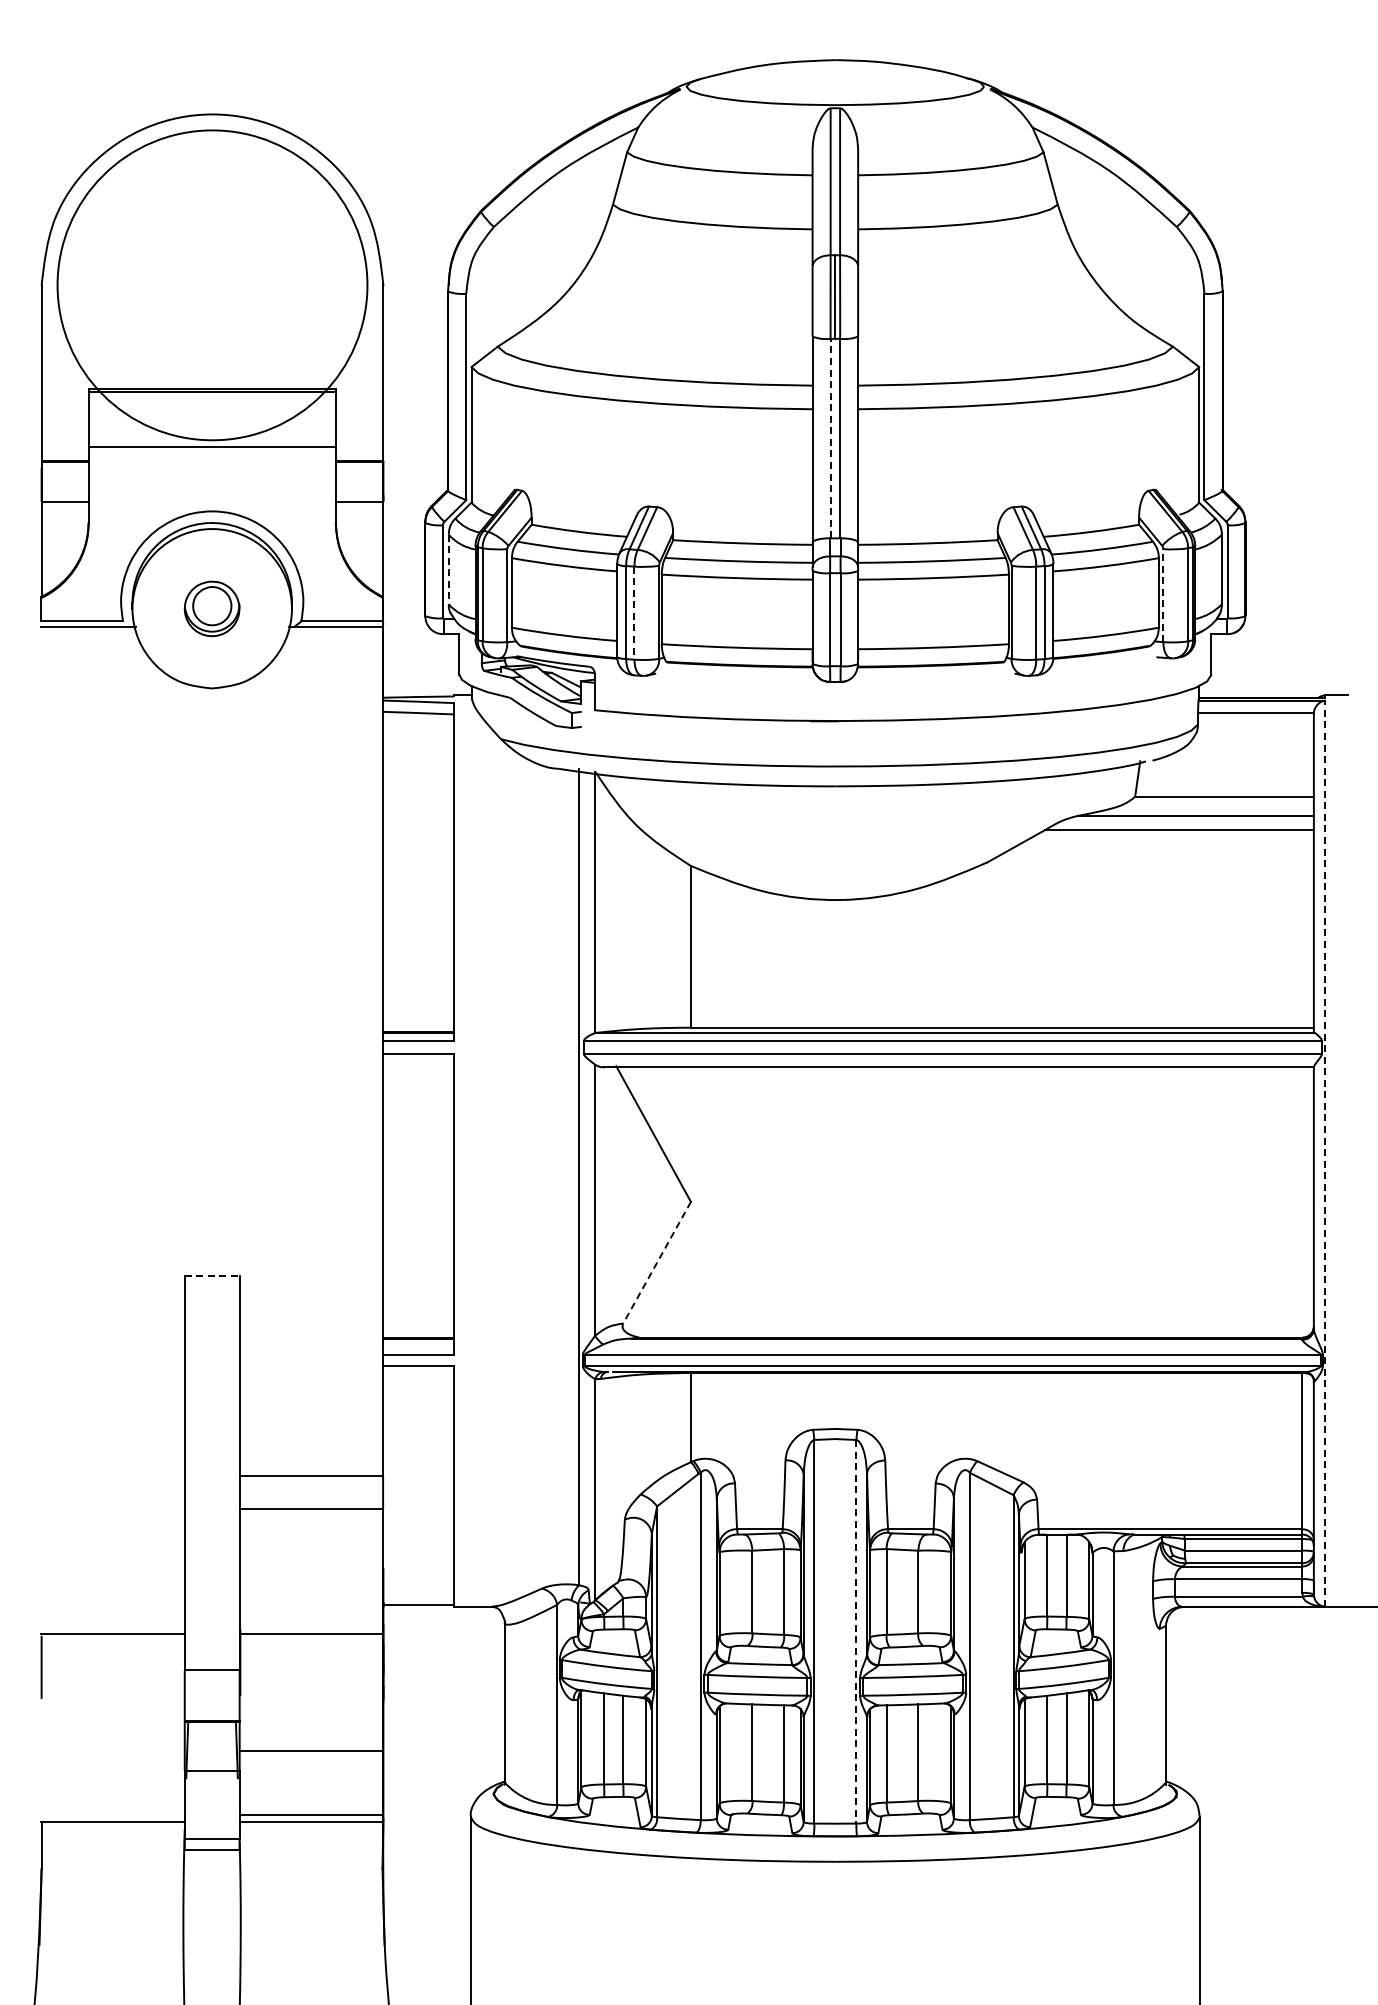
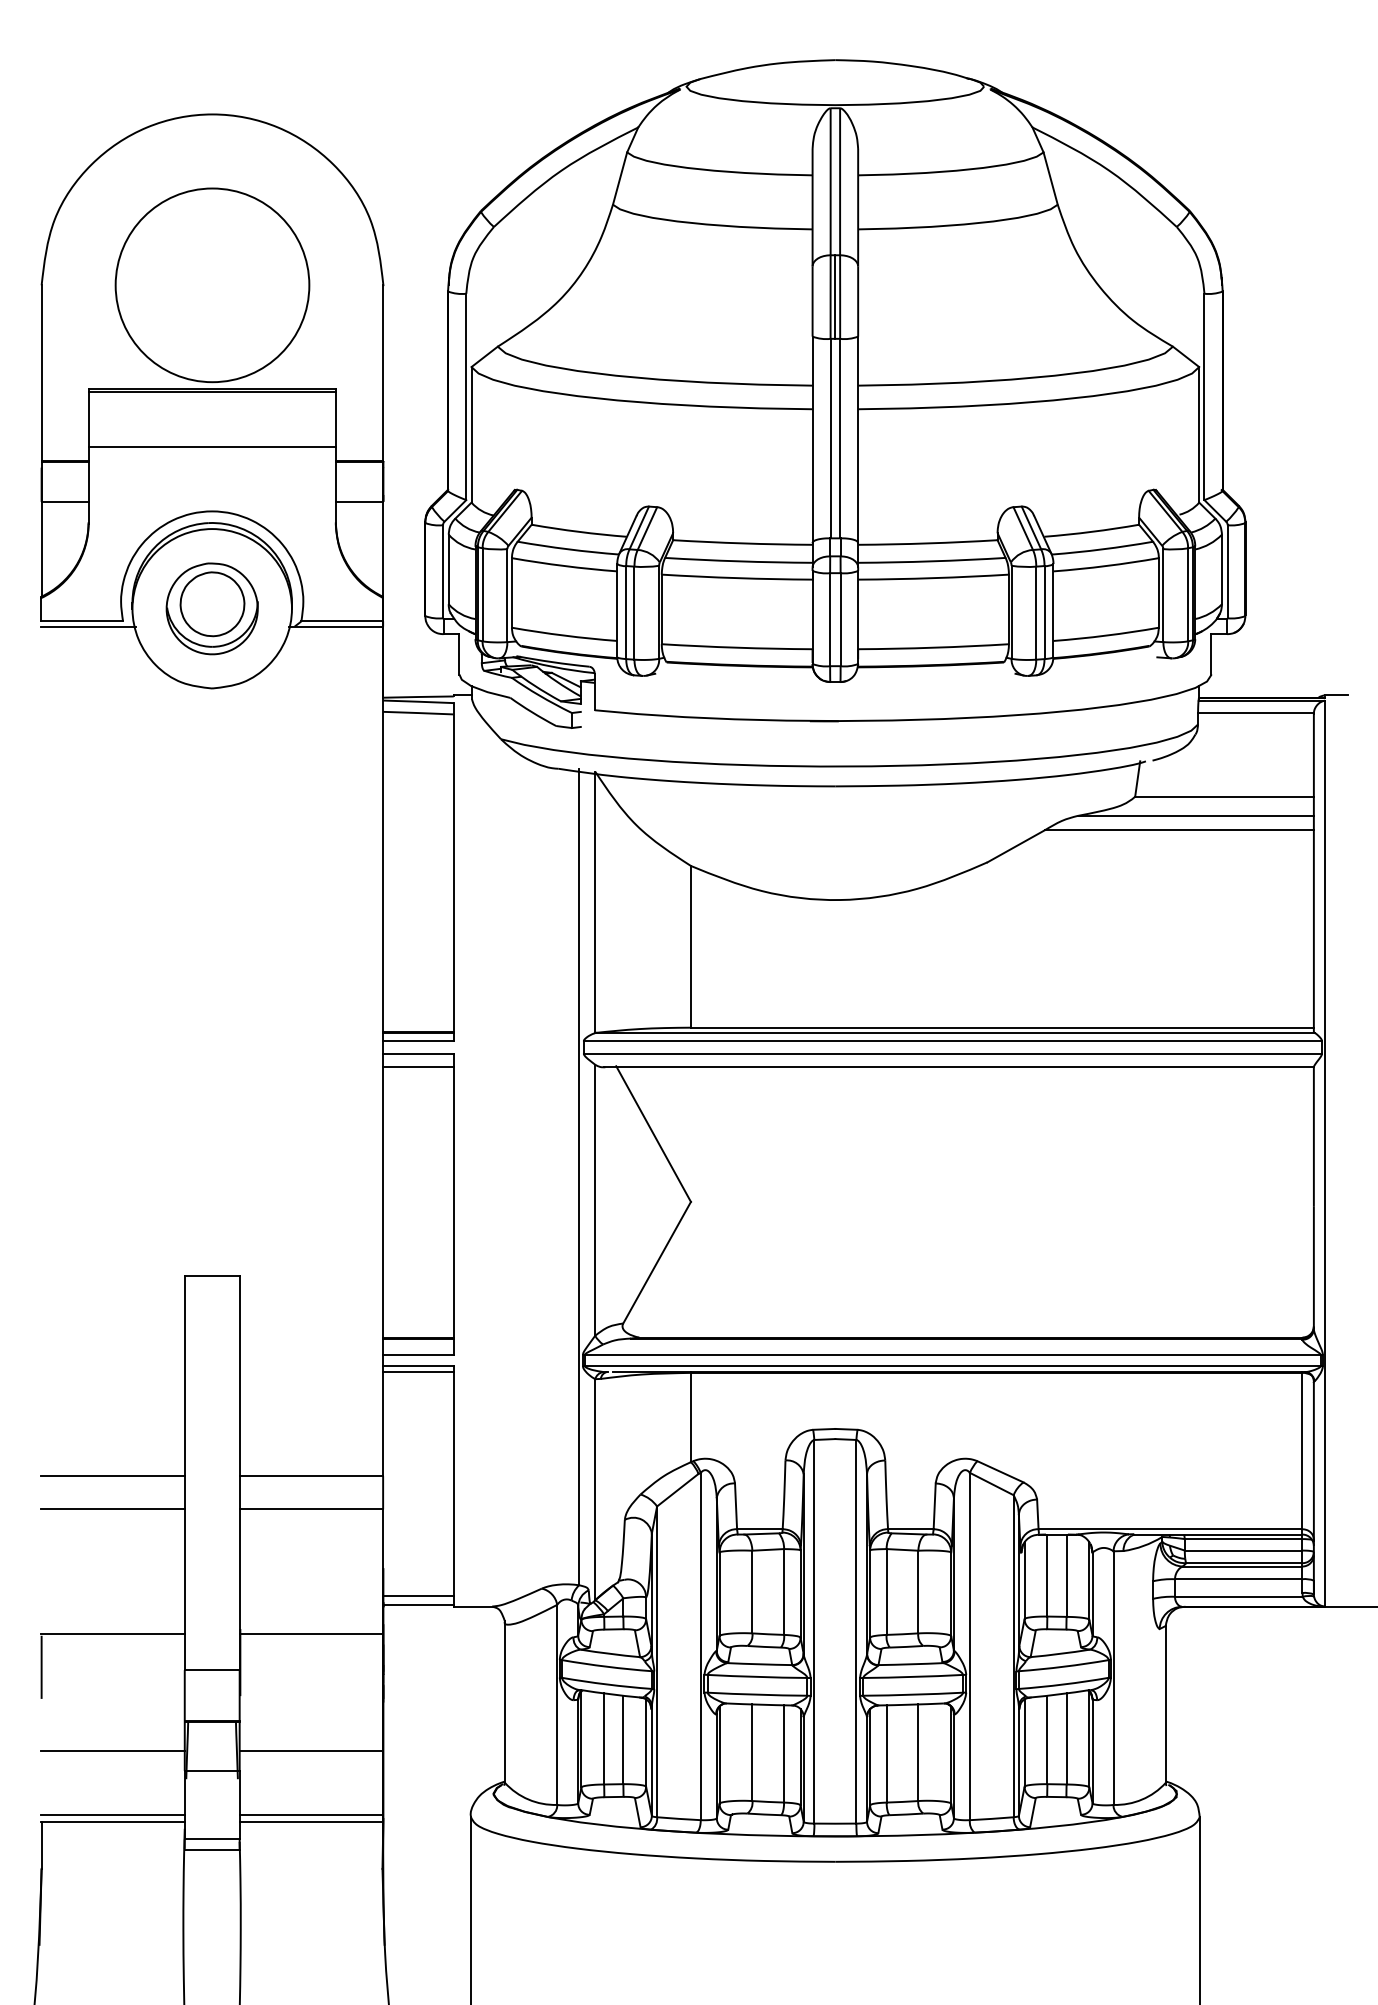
circle diameter: 310 px -> 194 px (212, 285)
line: dashed -> solid (830, 438)
line: dashed -> solid (448, 569)
line: dashed -> solid (1163, 595)
part size: 58x58 px -> 94x94 px (211, 608)
line: dashed -> solid (634, 613)
line: none -> present (418, 1067)
line: dashed -> solid (1325, 1153)
line: dashed -> solid (657, 1262)
line: dashed -> solid (212, 1275)
line: none -> present (418, 1372)
line: none -> present (112, 1476)
line: none -> present (112, 1509)
line: none -> present (418, 1595)
line: dashed -> solid (856, 1631)
line: none -> present (112, 1750)
line: none -> present (112, 1815)
